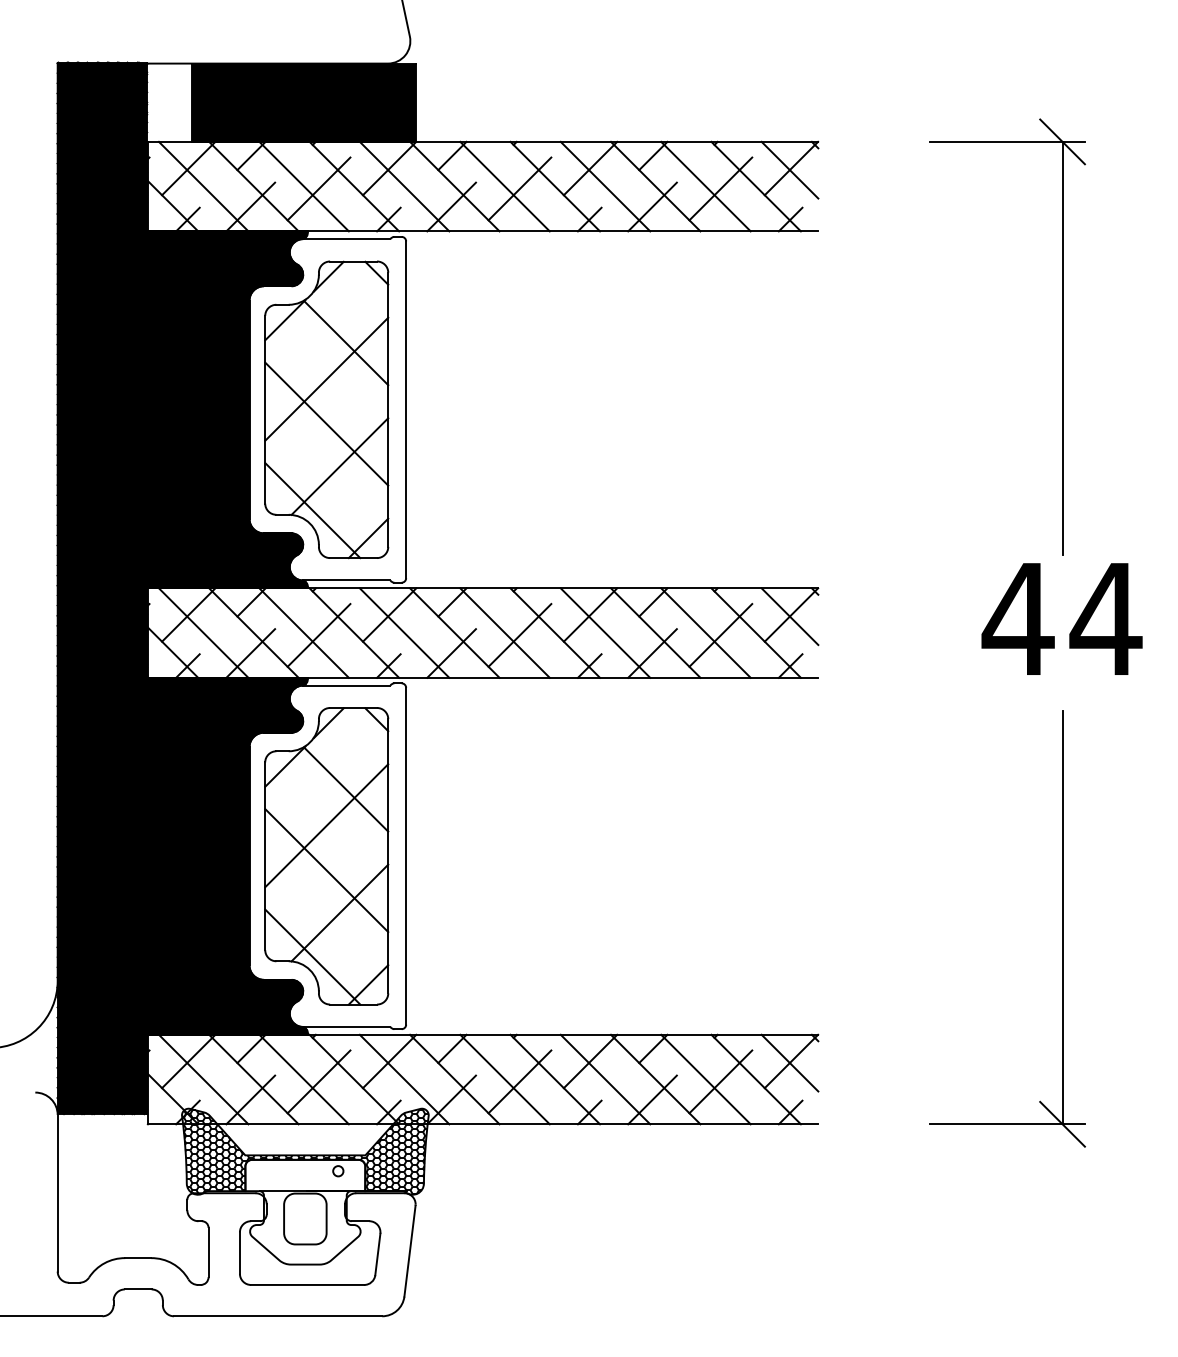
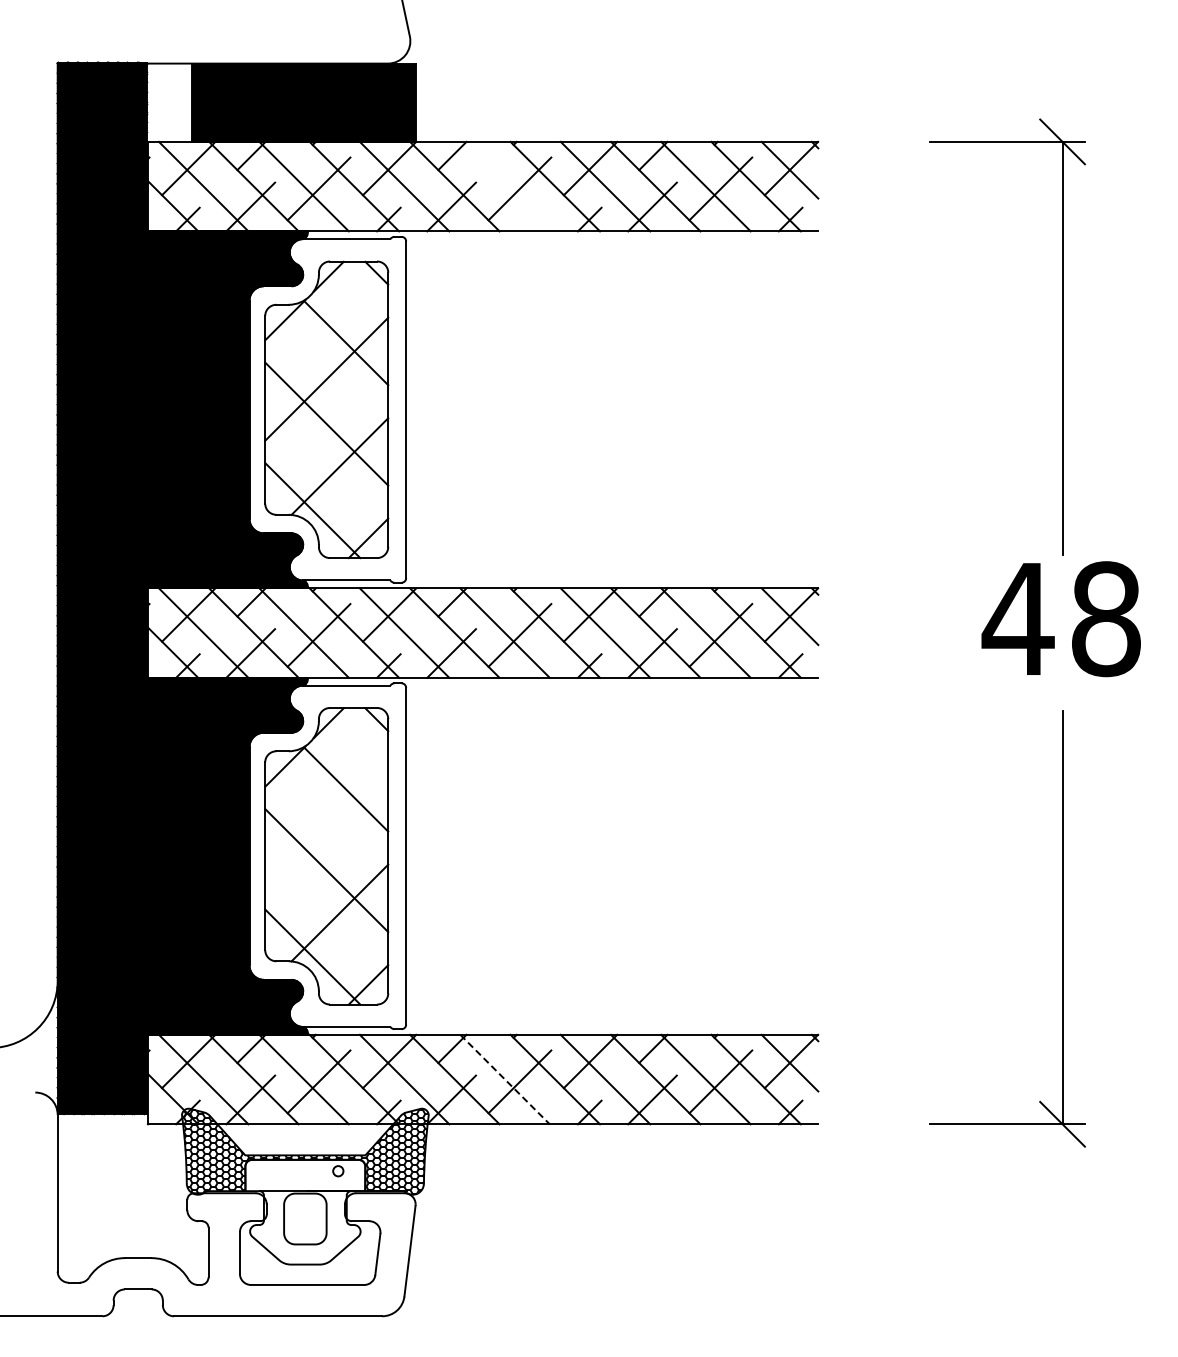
line: present -> none (504, 186)
text: 44 -> 48 (1105, 619)
line: present -> none (326, 825)
line: solid -> dashed (505, 1079)
